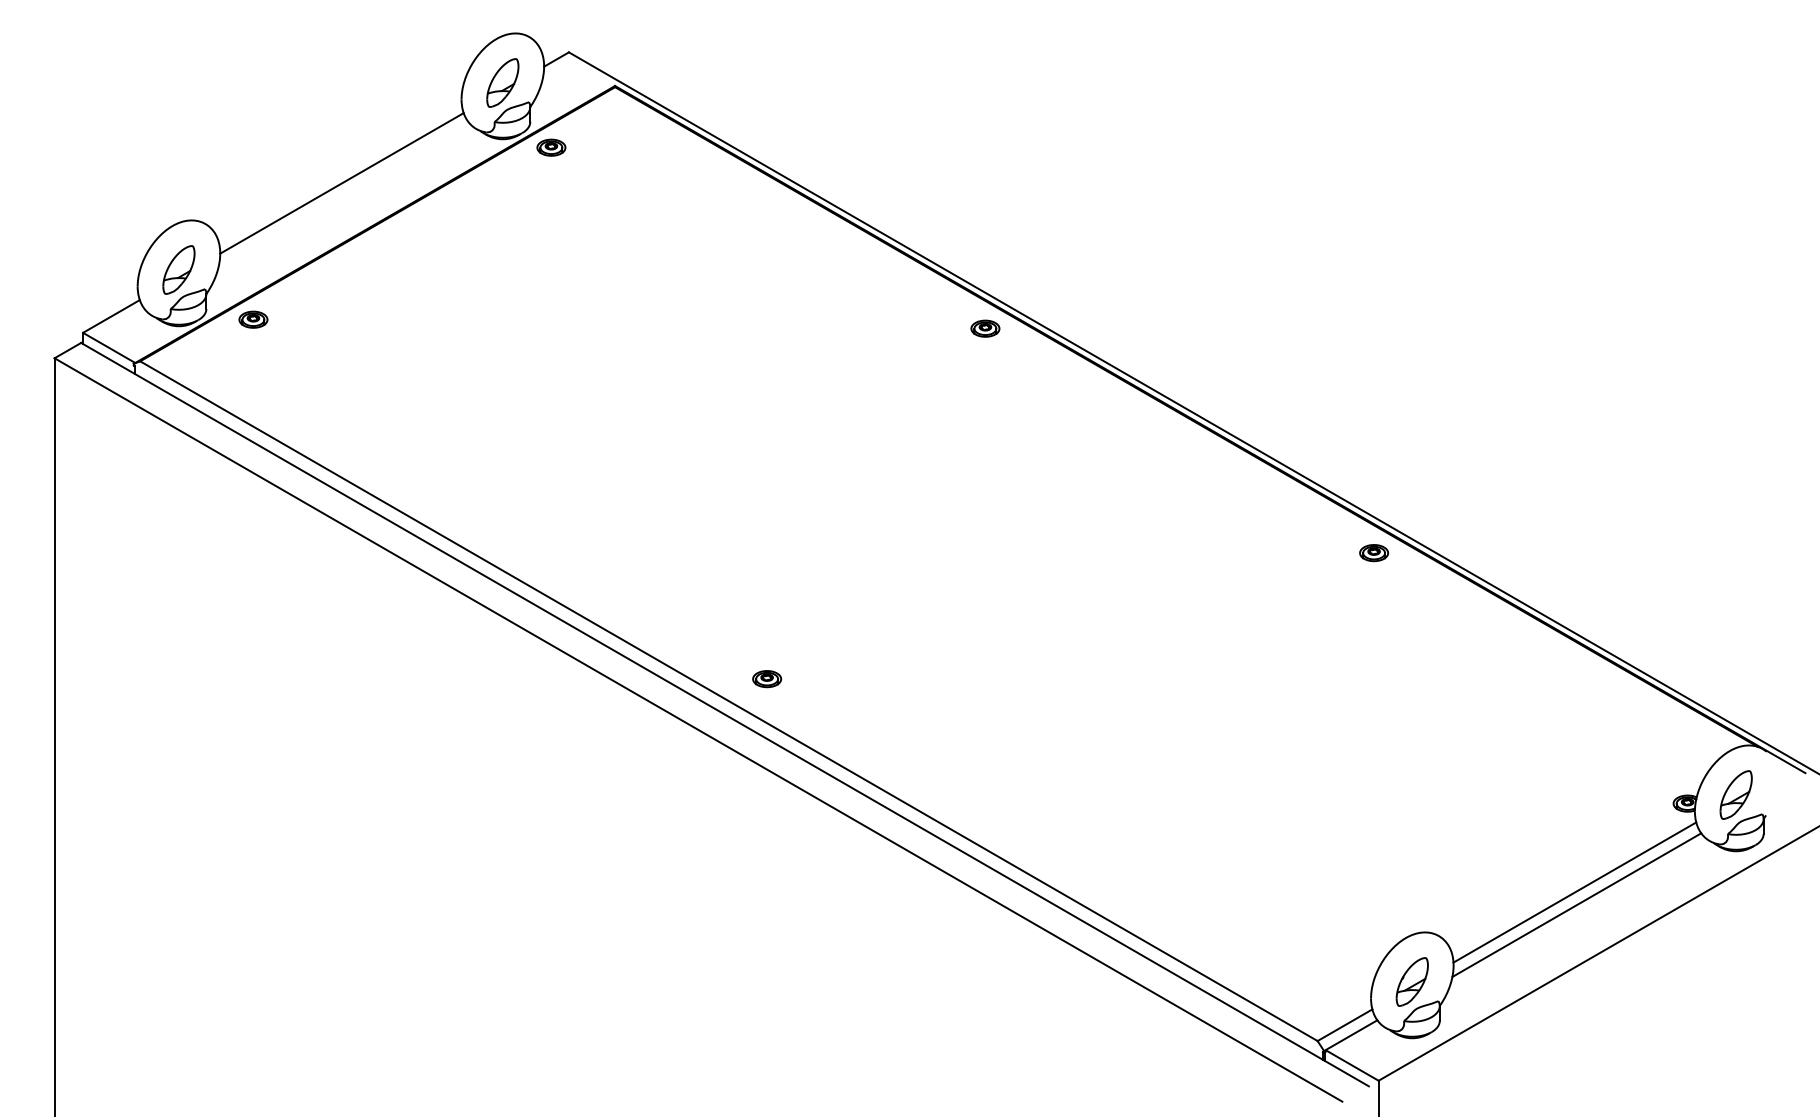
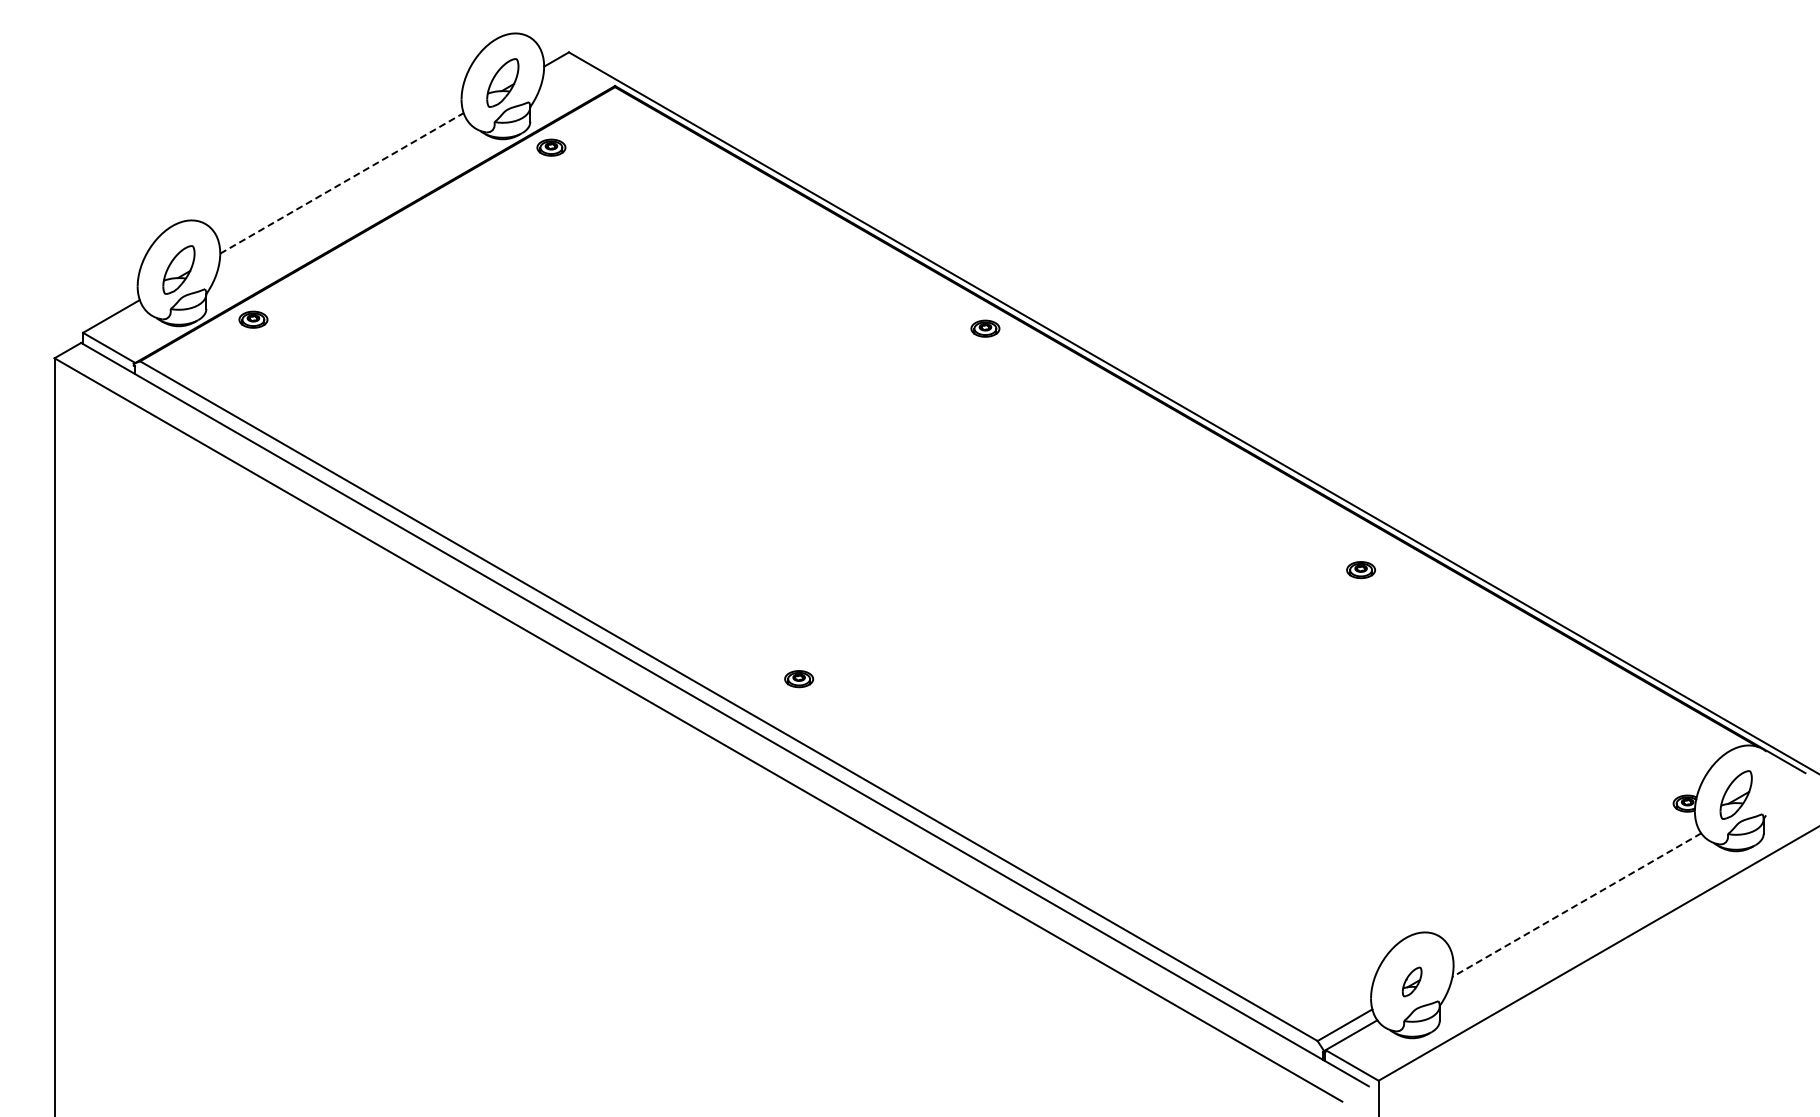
line: solid -> dashed (341, 183)
part position: (1373, 553) -> (1360, 570) (1360, 570)
part position: (767, 679) -> (799, 679) (799, 679)
line: present -> none (1574, 892)
line: solid -> dashed (1576, 905)
part size: 34x50 px -> 22x32 px (1411, 981)
